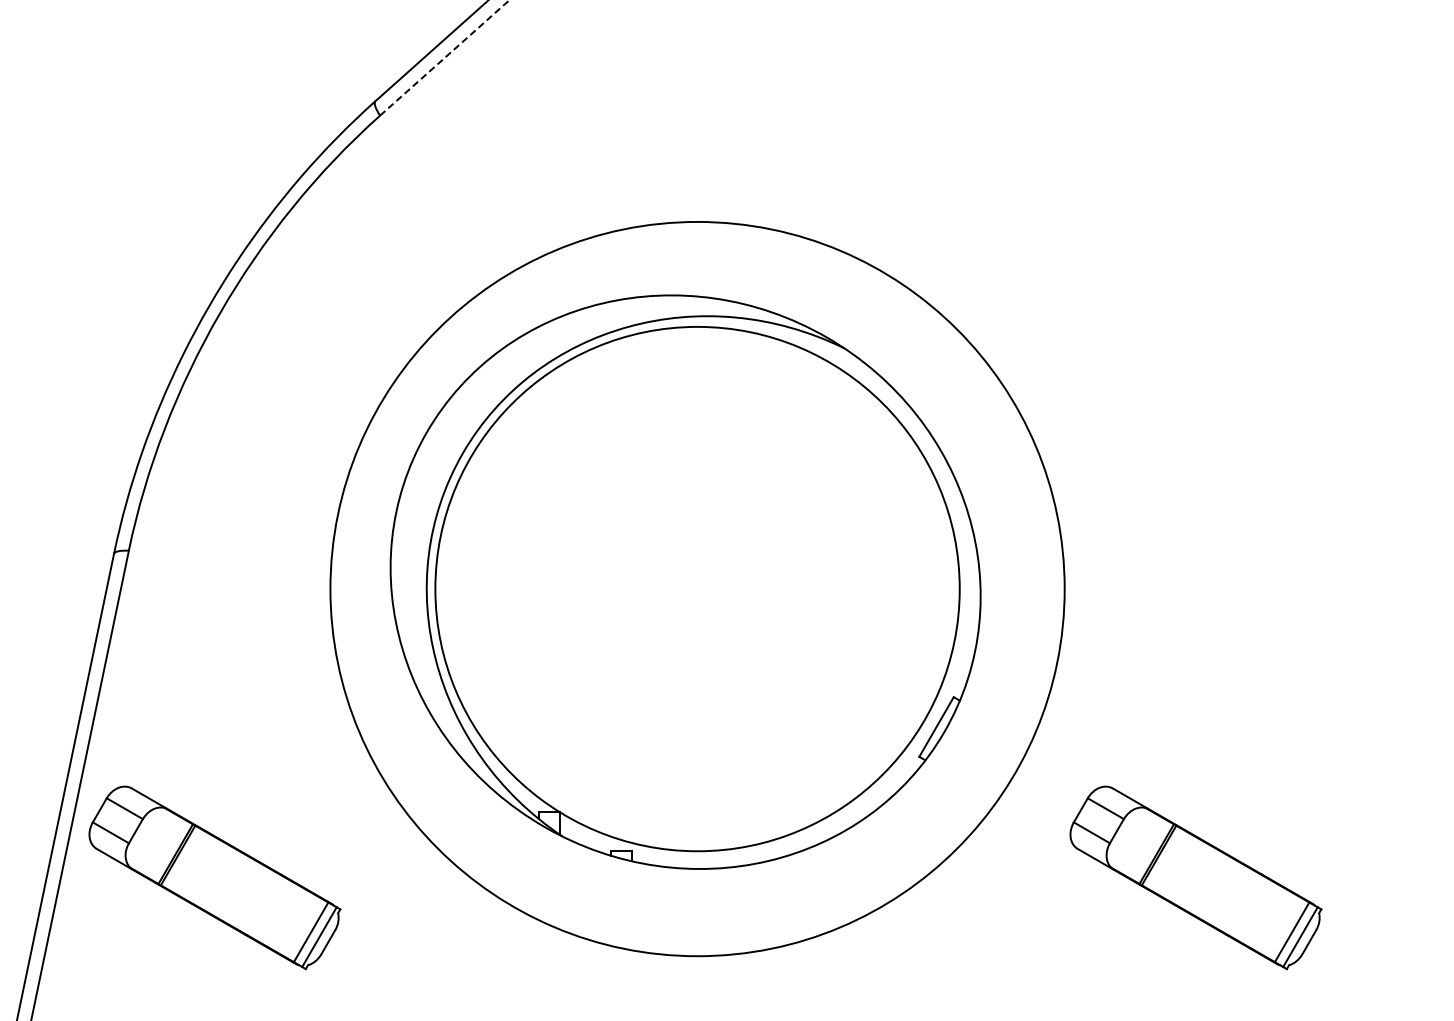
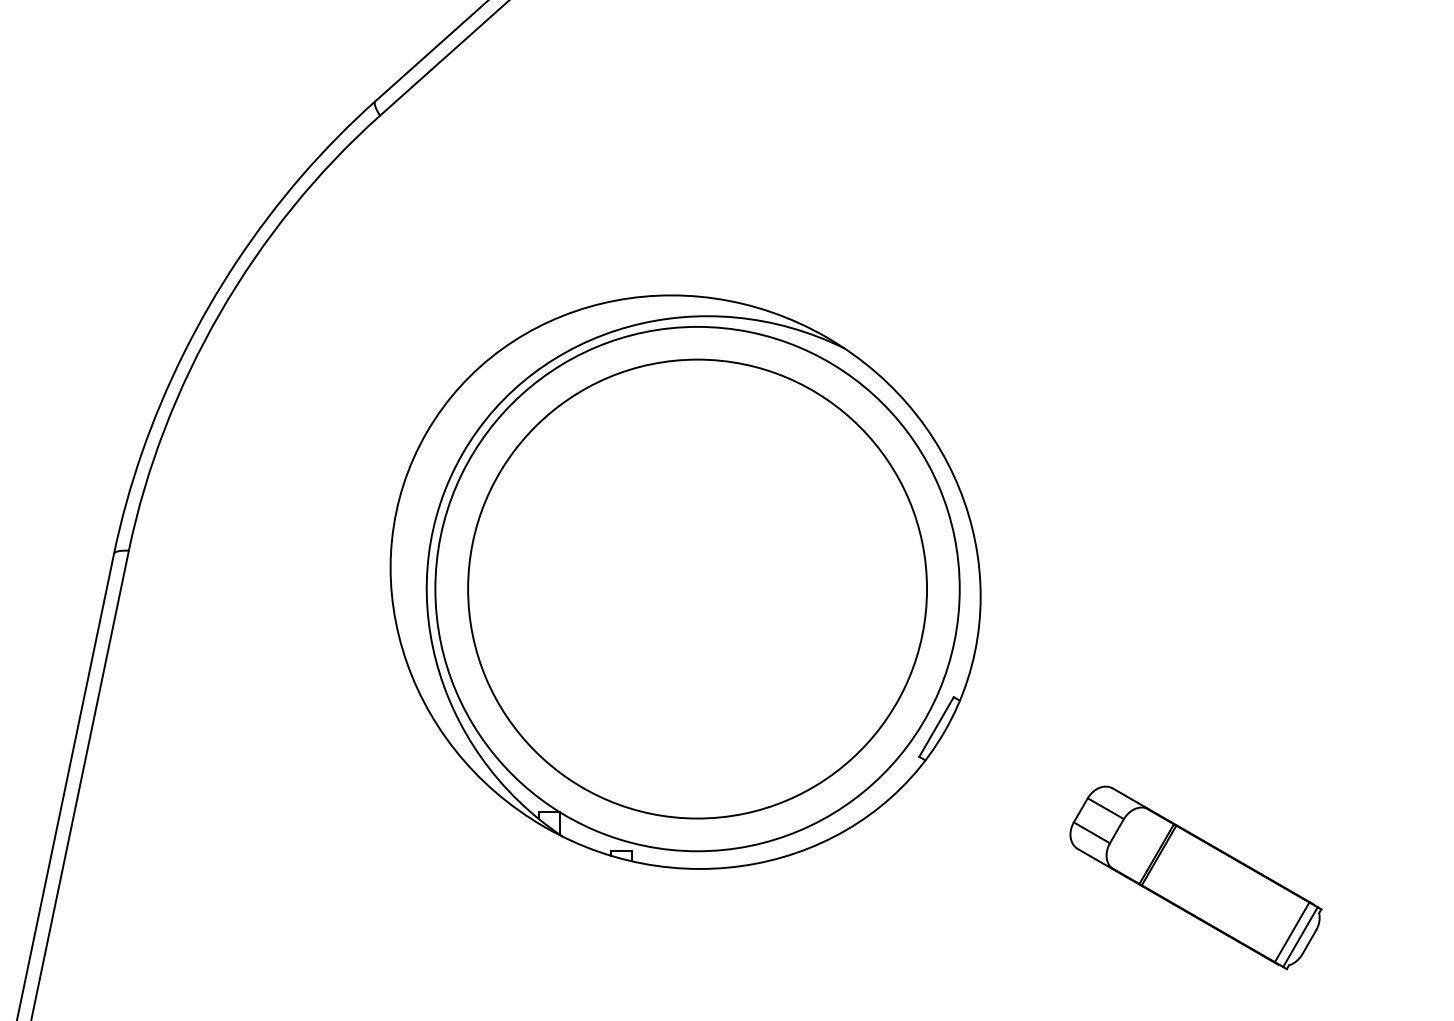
line: dashed -> solid (444, 57)
circle diameter: 734 px -> 459 px (697, 588)
part: present -> none (214, 877)
